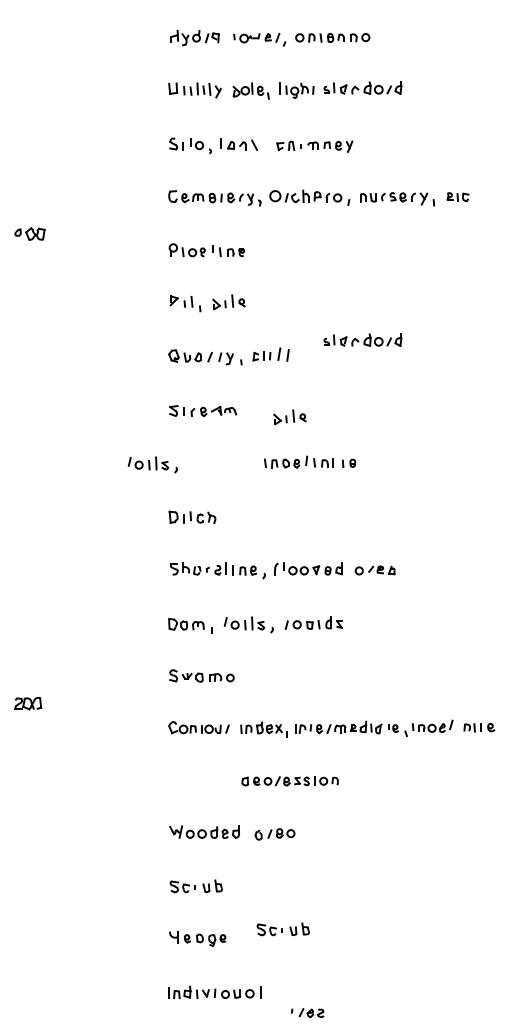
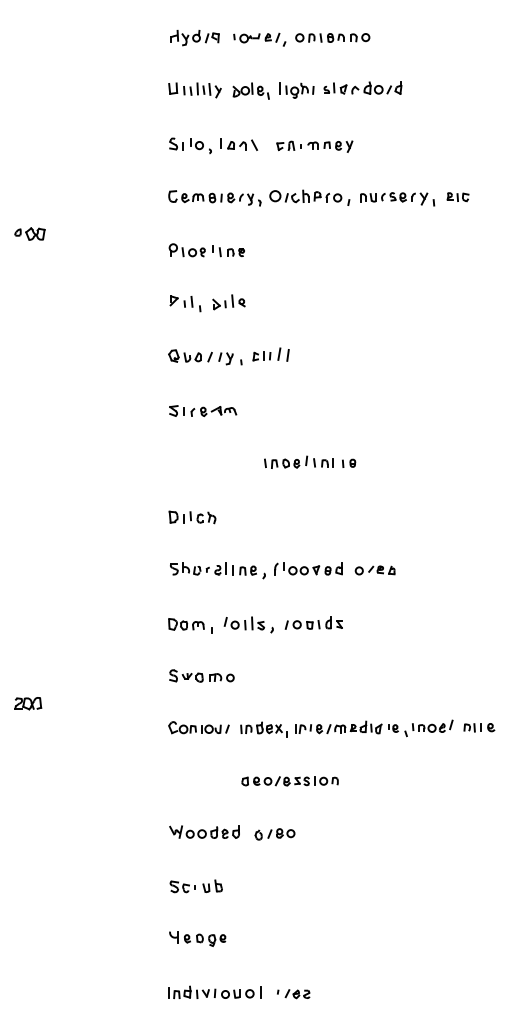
part: present -> none (362, 339)
part: present -> none (289, 417)
part: present -> none (152, 464)
part: present -> none (282, 929)
part position: (307, 1013) -> (293, 994) (293, 994)
